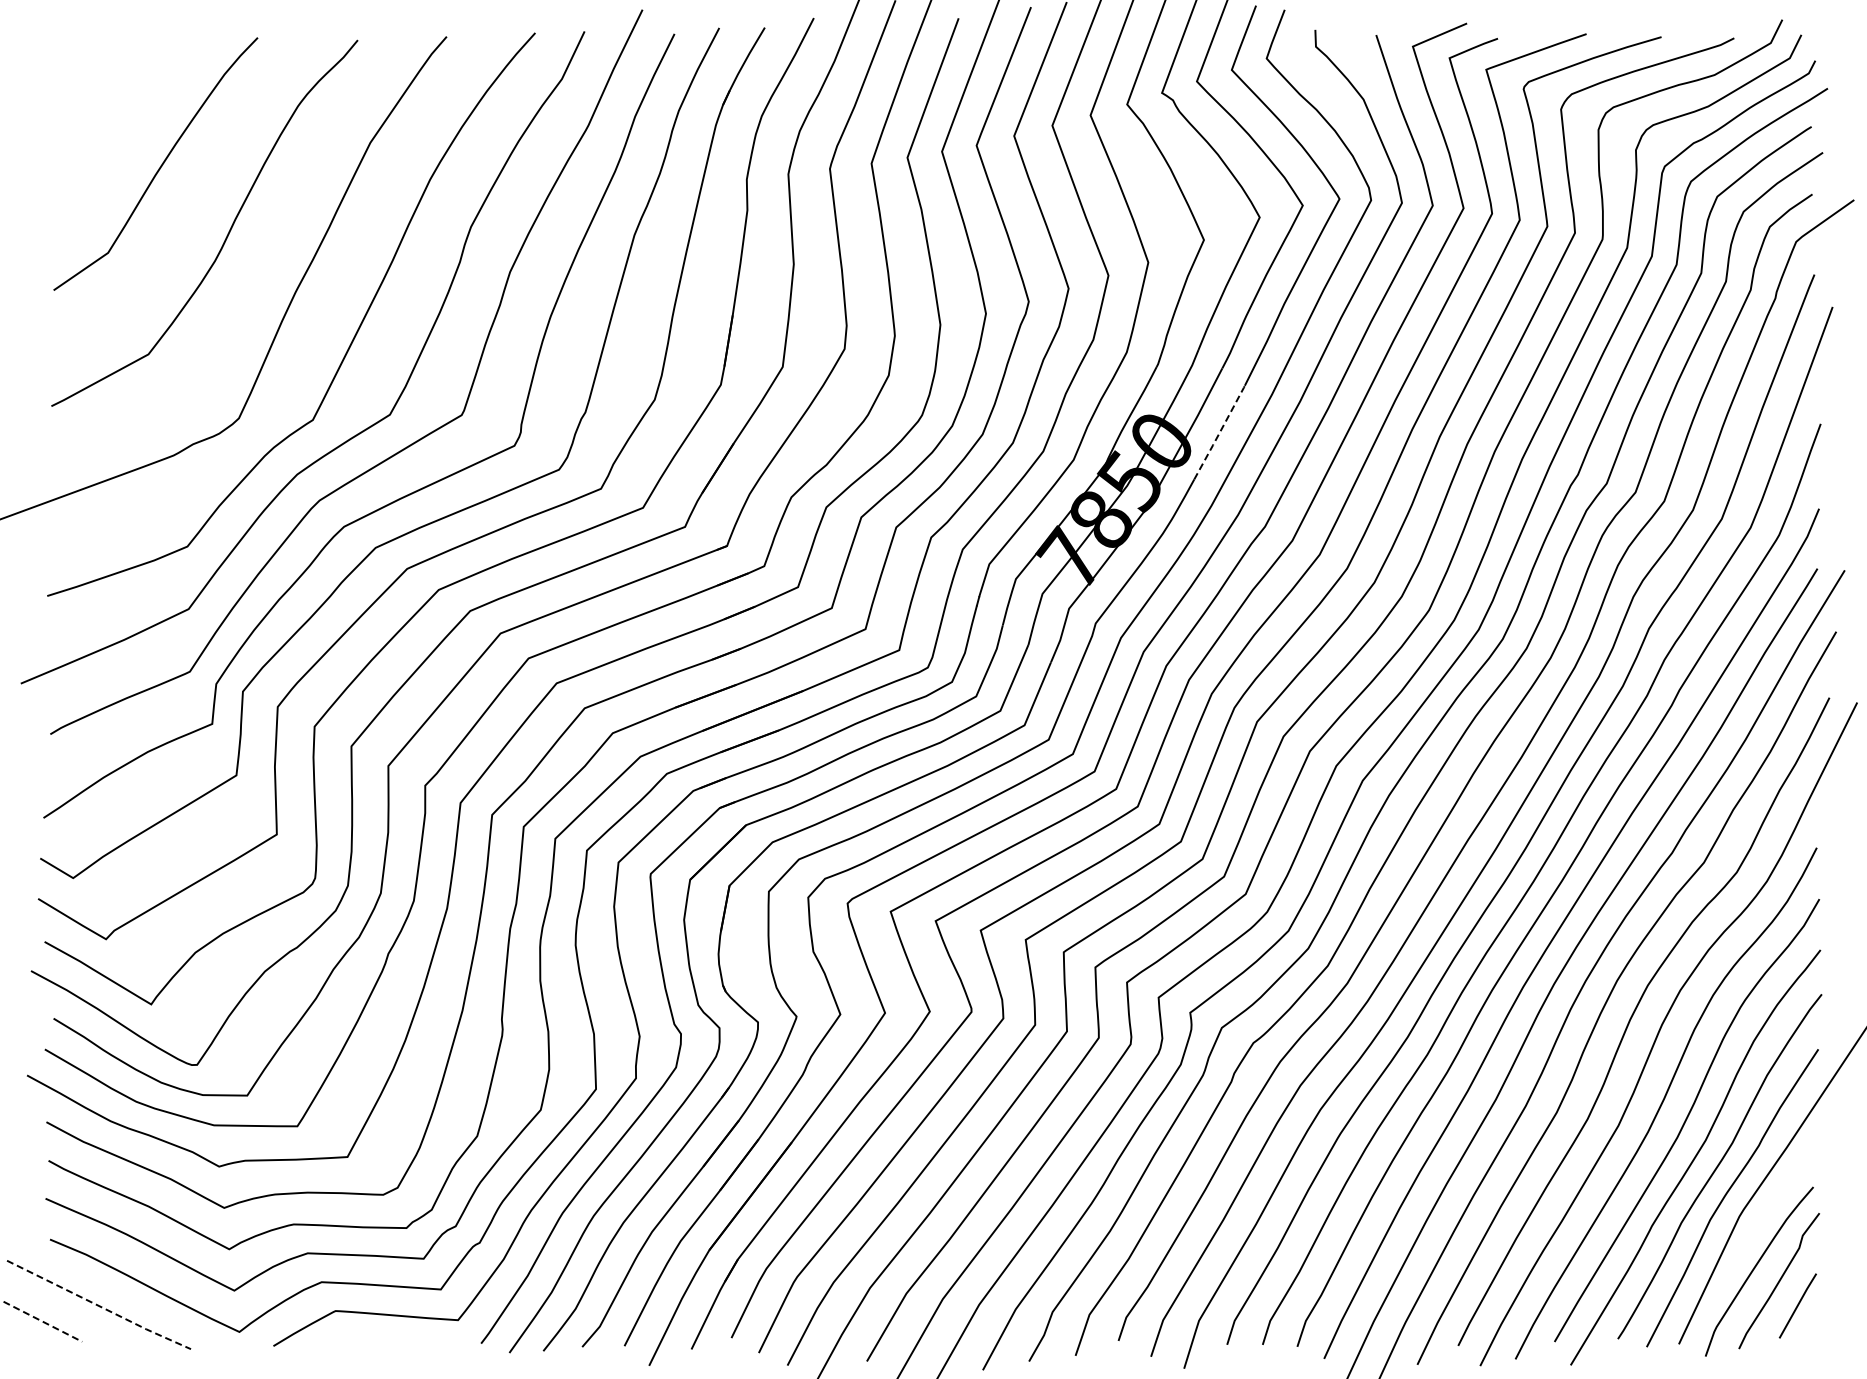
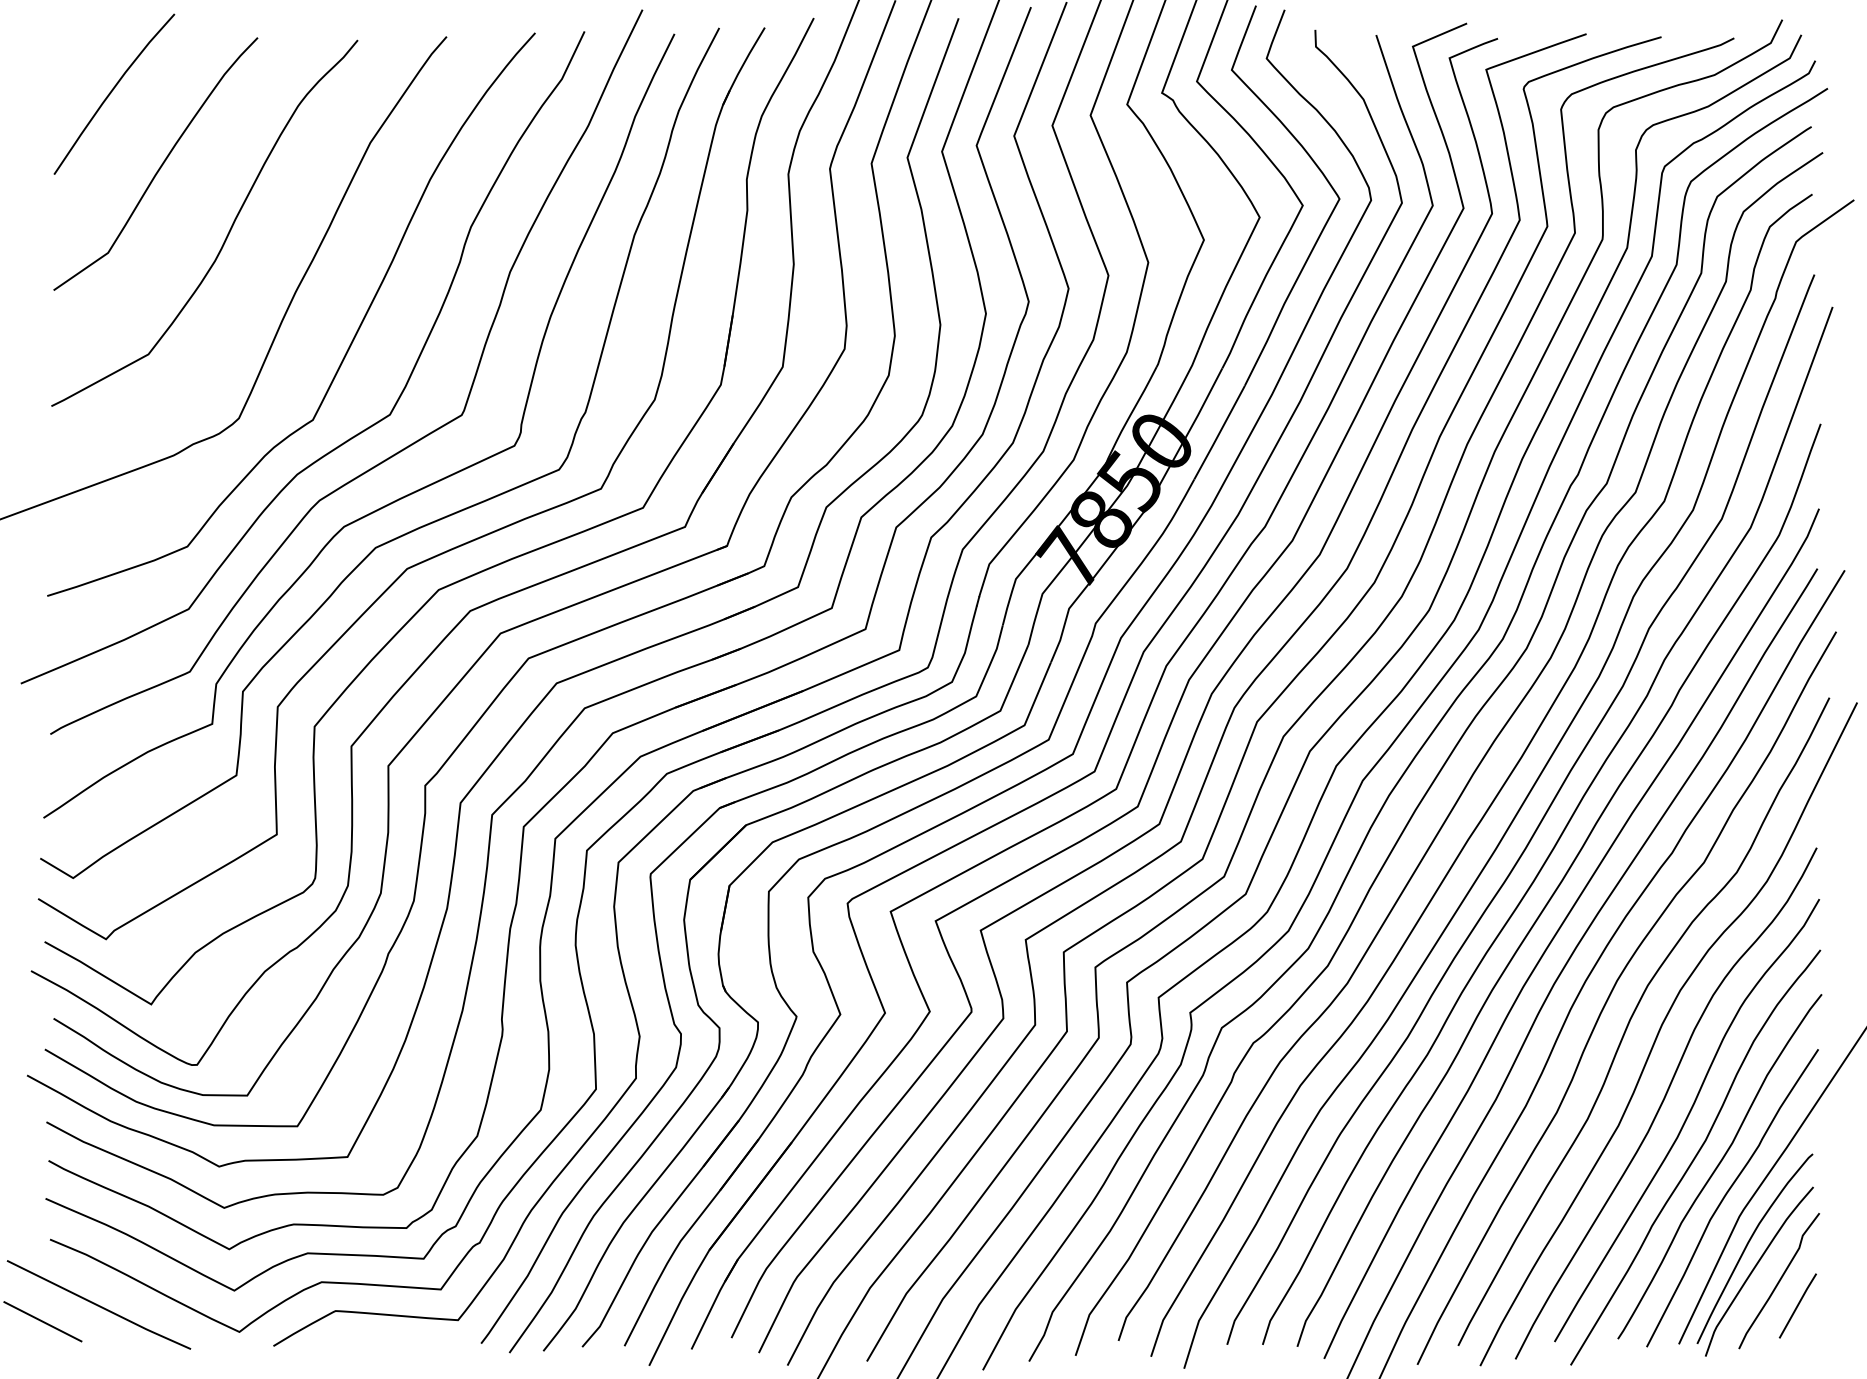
curve: none -> present (112, 91)
line: dashed -> solid (1220, 432)
curve: none -> present (1748, 1244)
line: dashed -> solid (99, 1306)
line: dashed -> solid (43, 1321)
